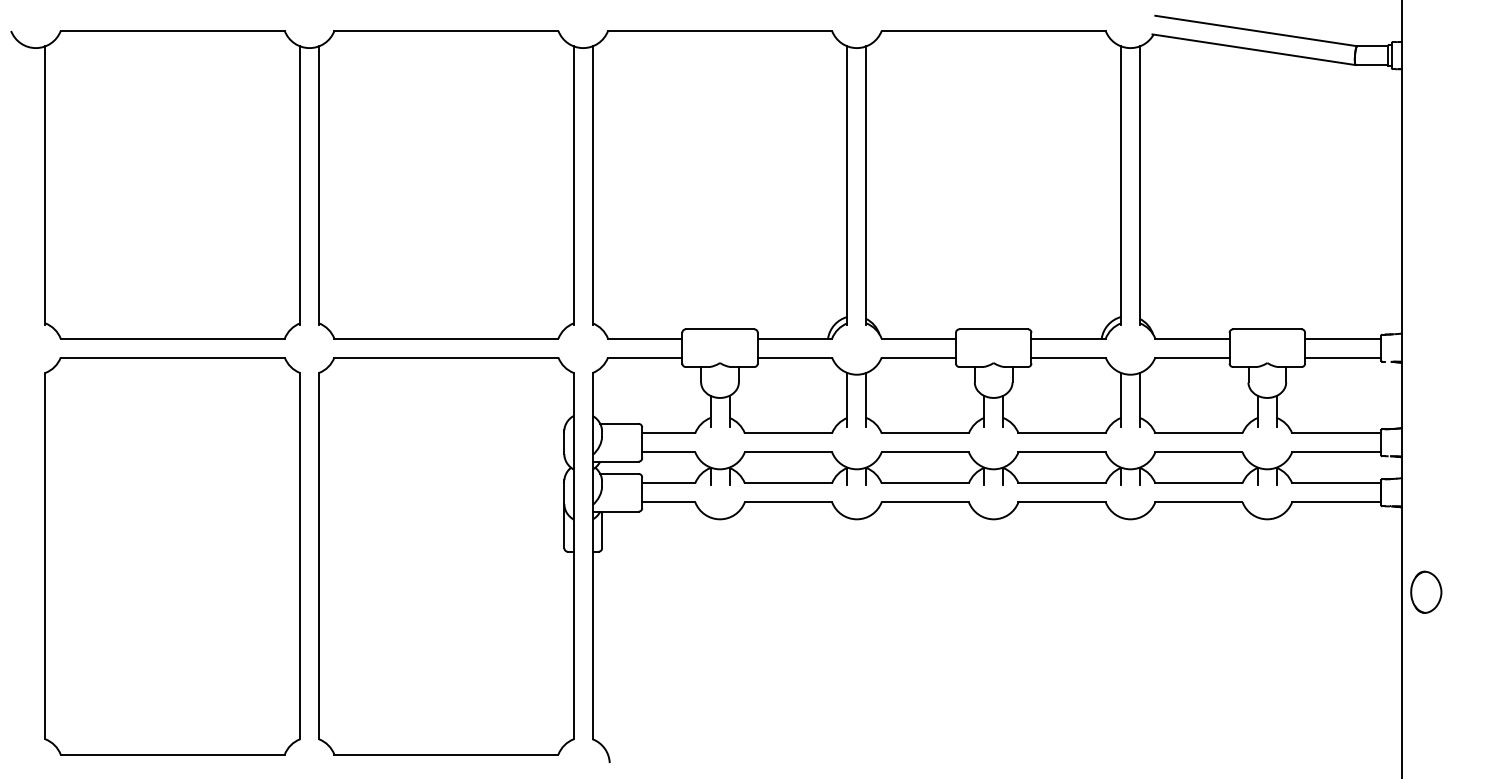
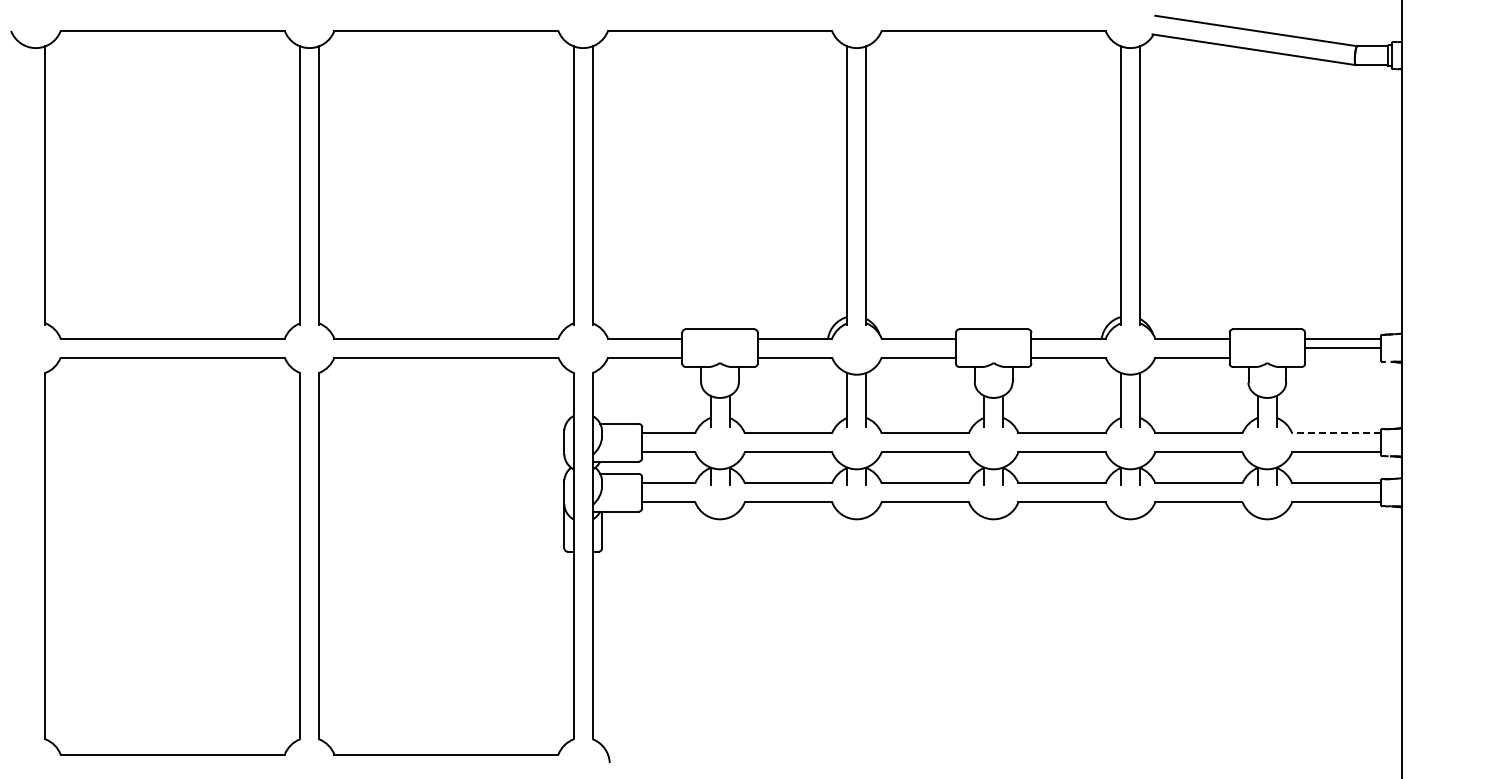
line position: (1343, 357) -> (1343, 347) (1343, 347)
line: solid -> dashed (1336, 433)
part: present -> none (1426, 591)
